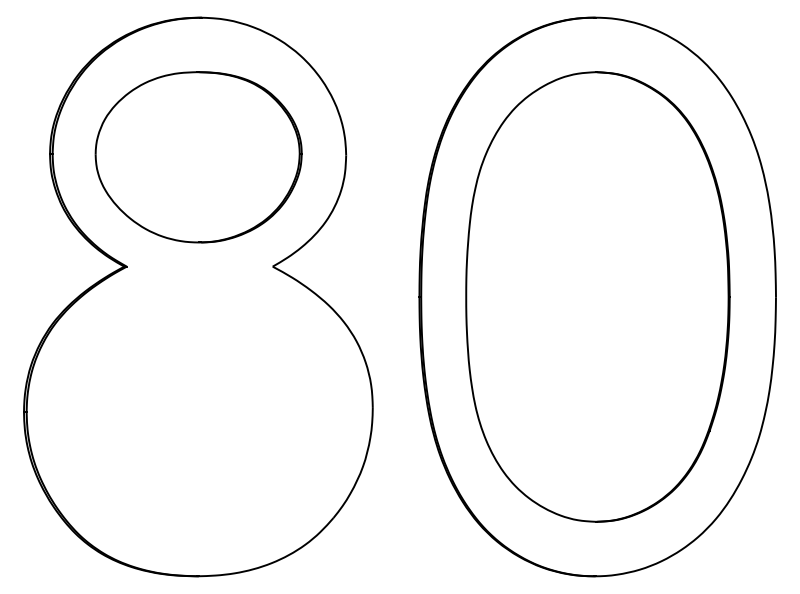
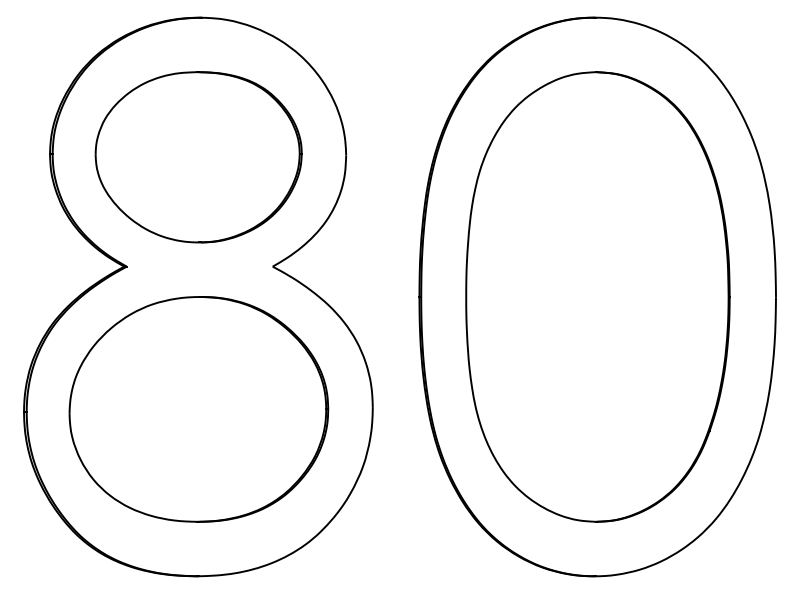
part: none -> present (198, 409)
